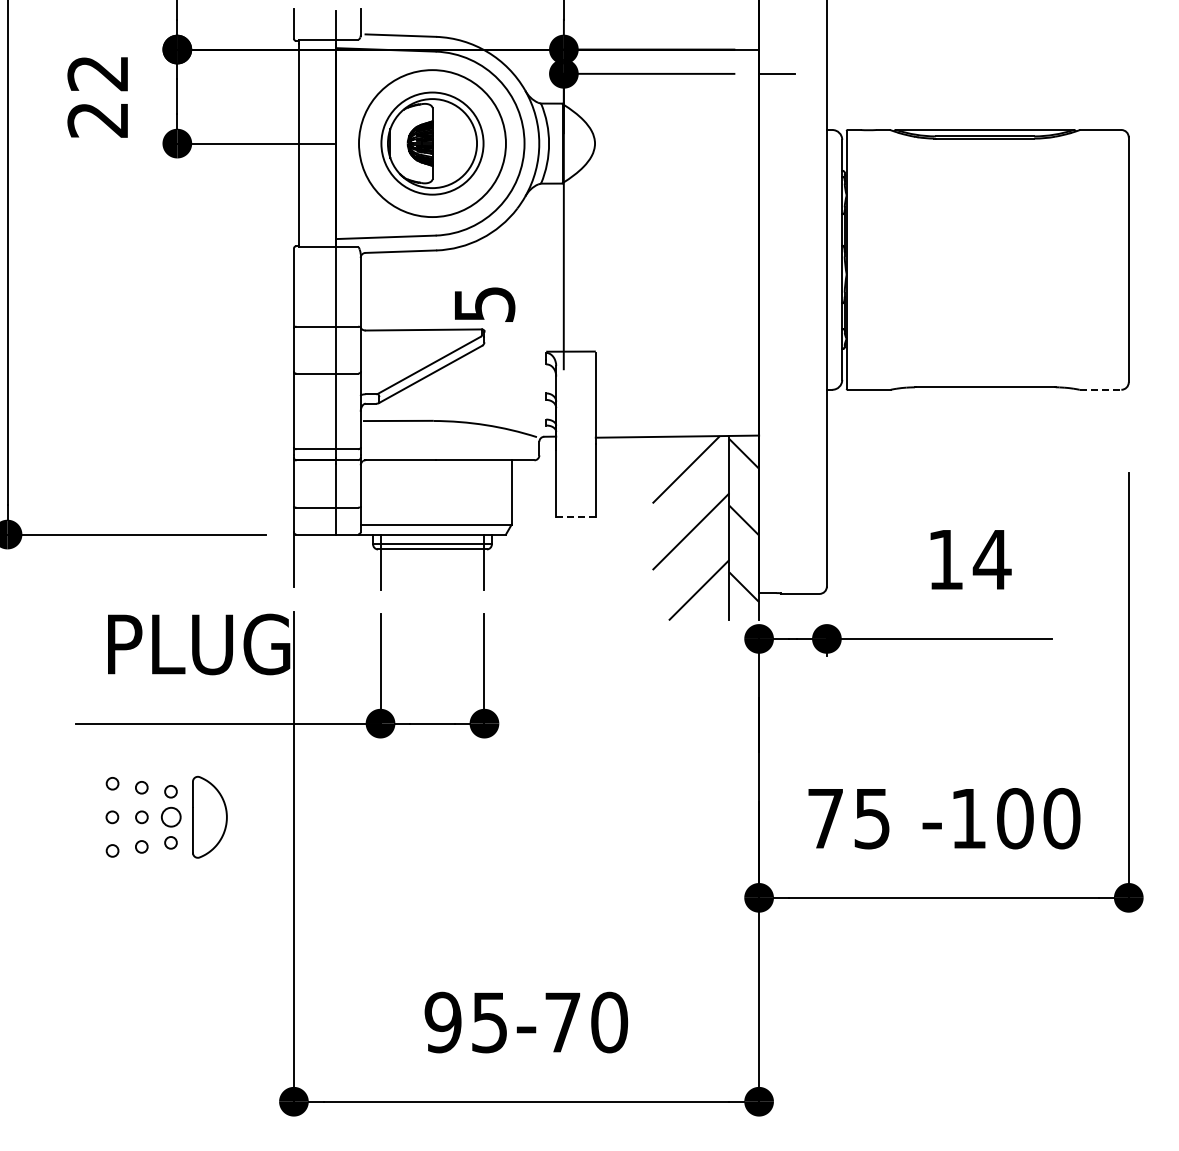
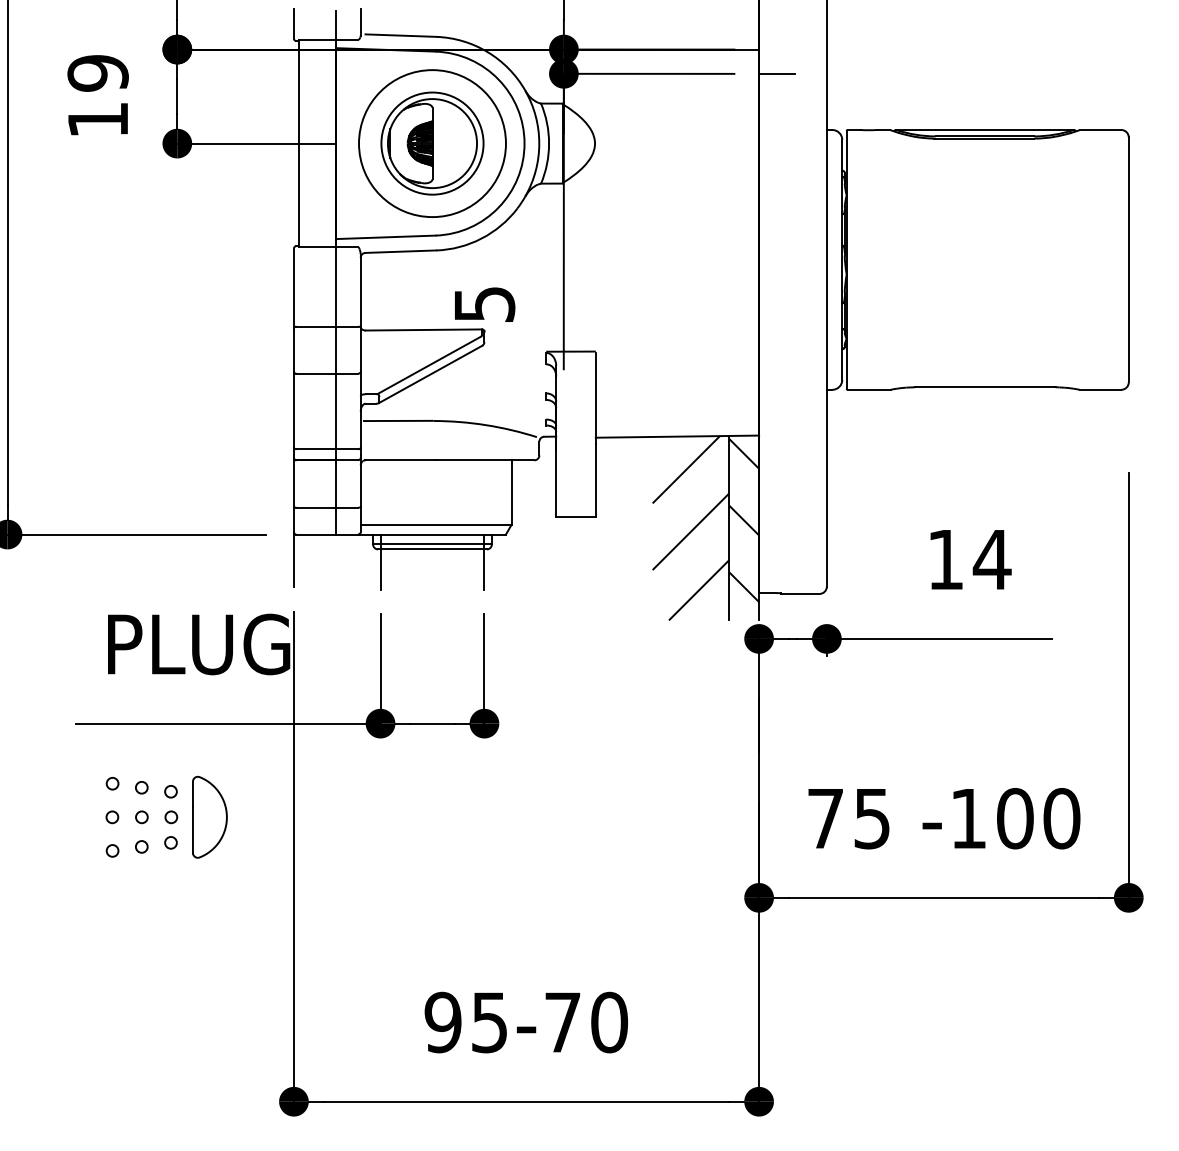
text: 22 -> 19 (97, 96)
line: dashed -> solid (1100, 389)
line: dashed -> solid (576, 517)
circle size: 21x22 px -> 15x15 px (171, 817)
